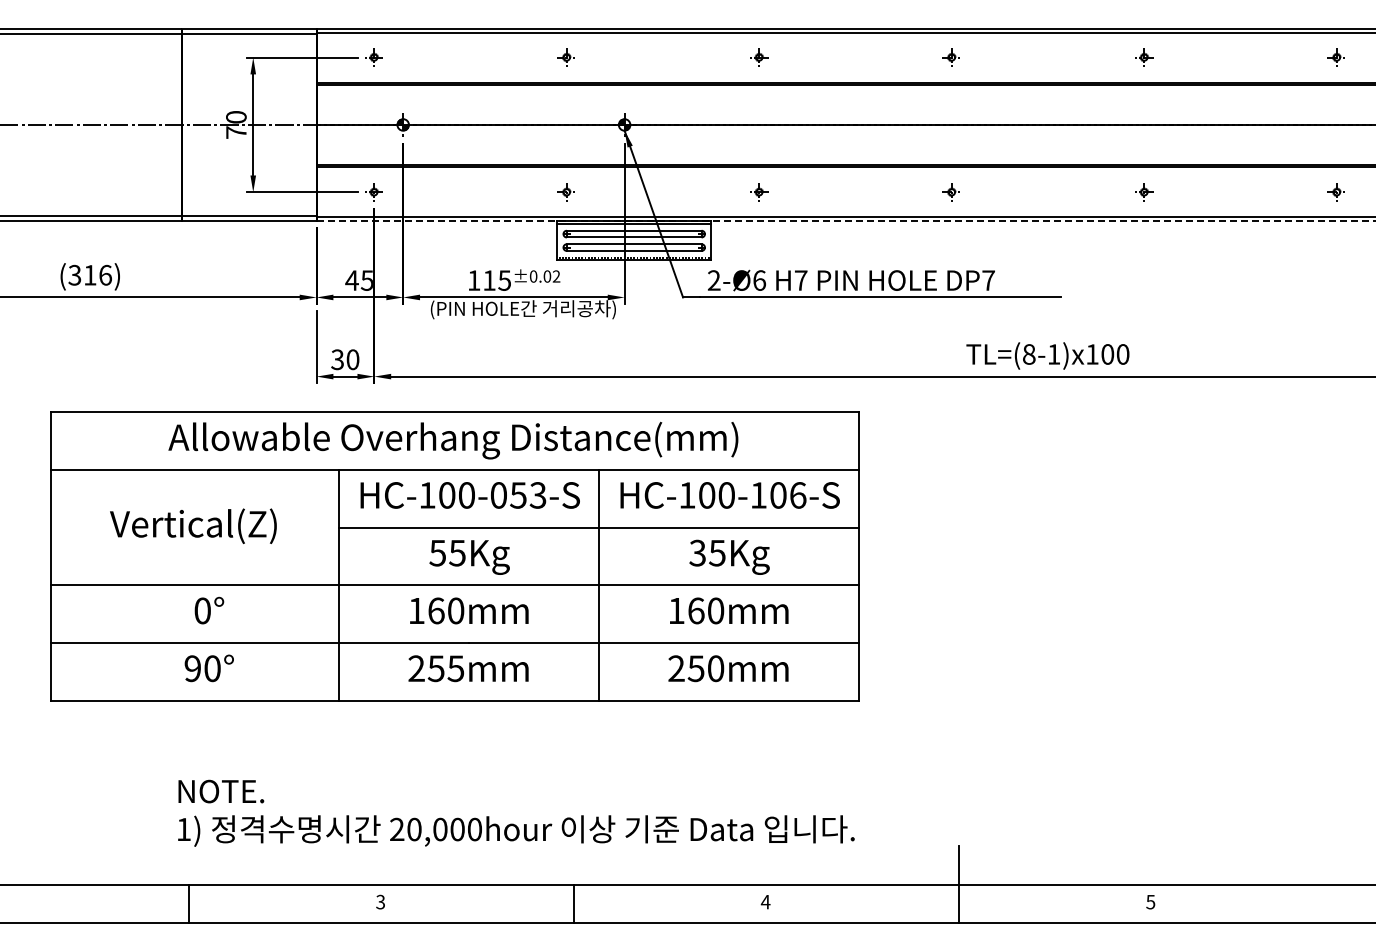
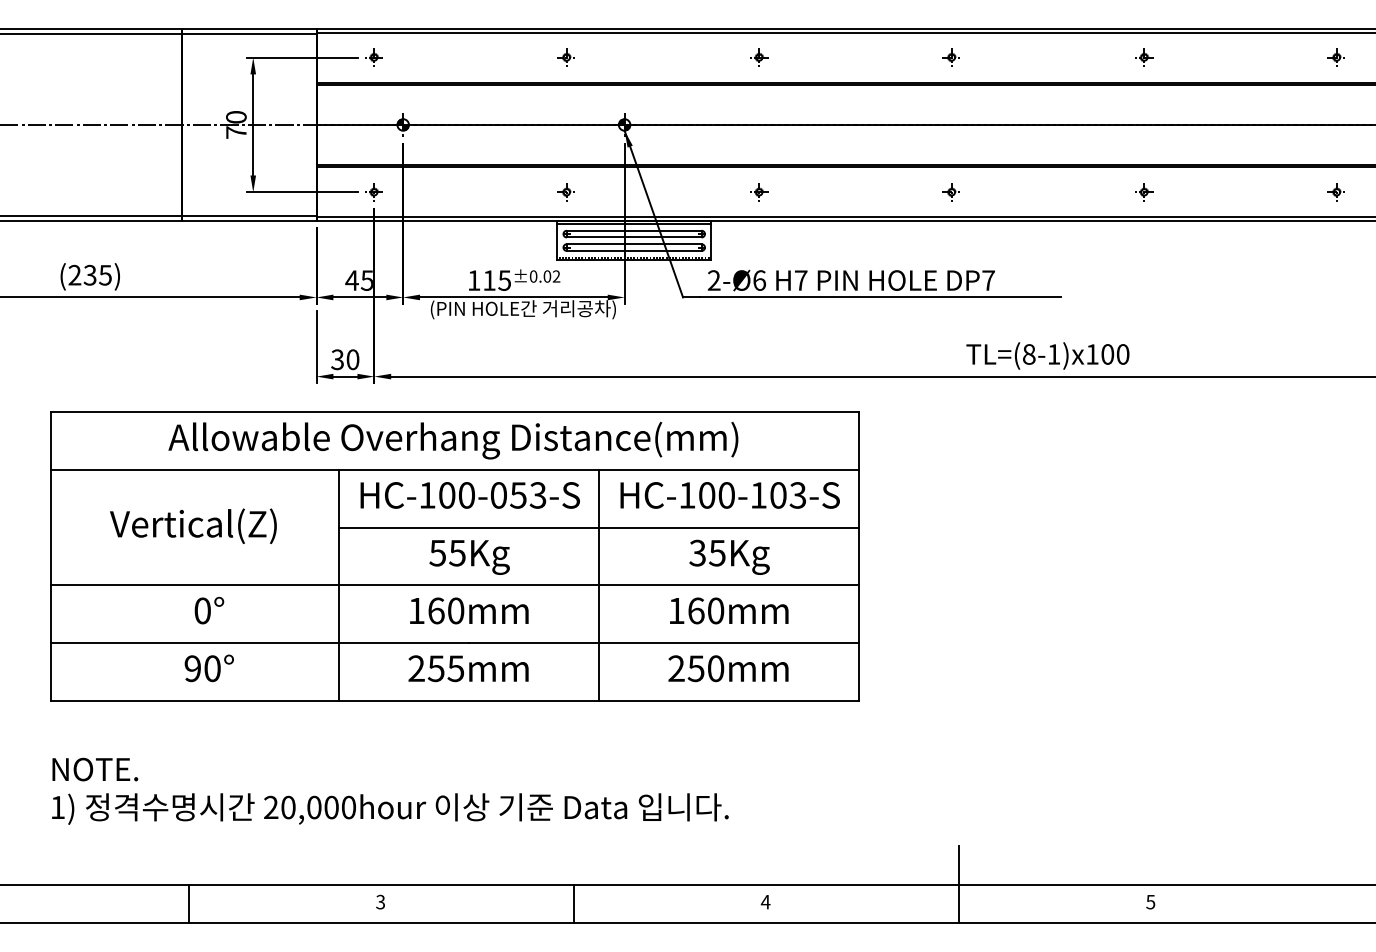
line: dashed -> solid (846, 221)
text: (316) -> (235) (89, 274)
text: HC-100-106-S -> HC-100-103-S (797, 495)
text position: (516, 812) -> (390, 790) (390, 790)
